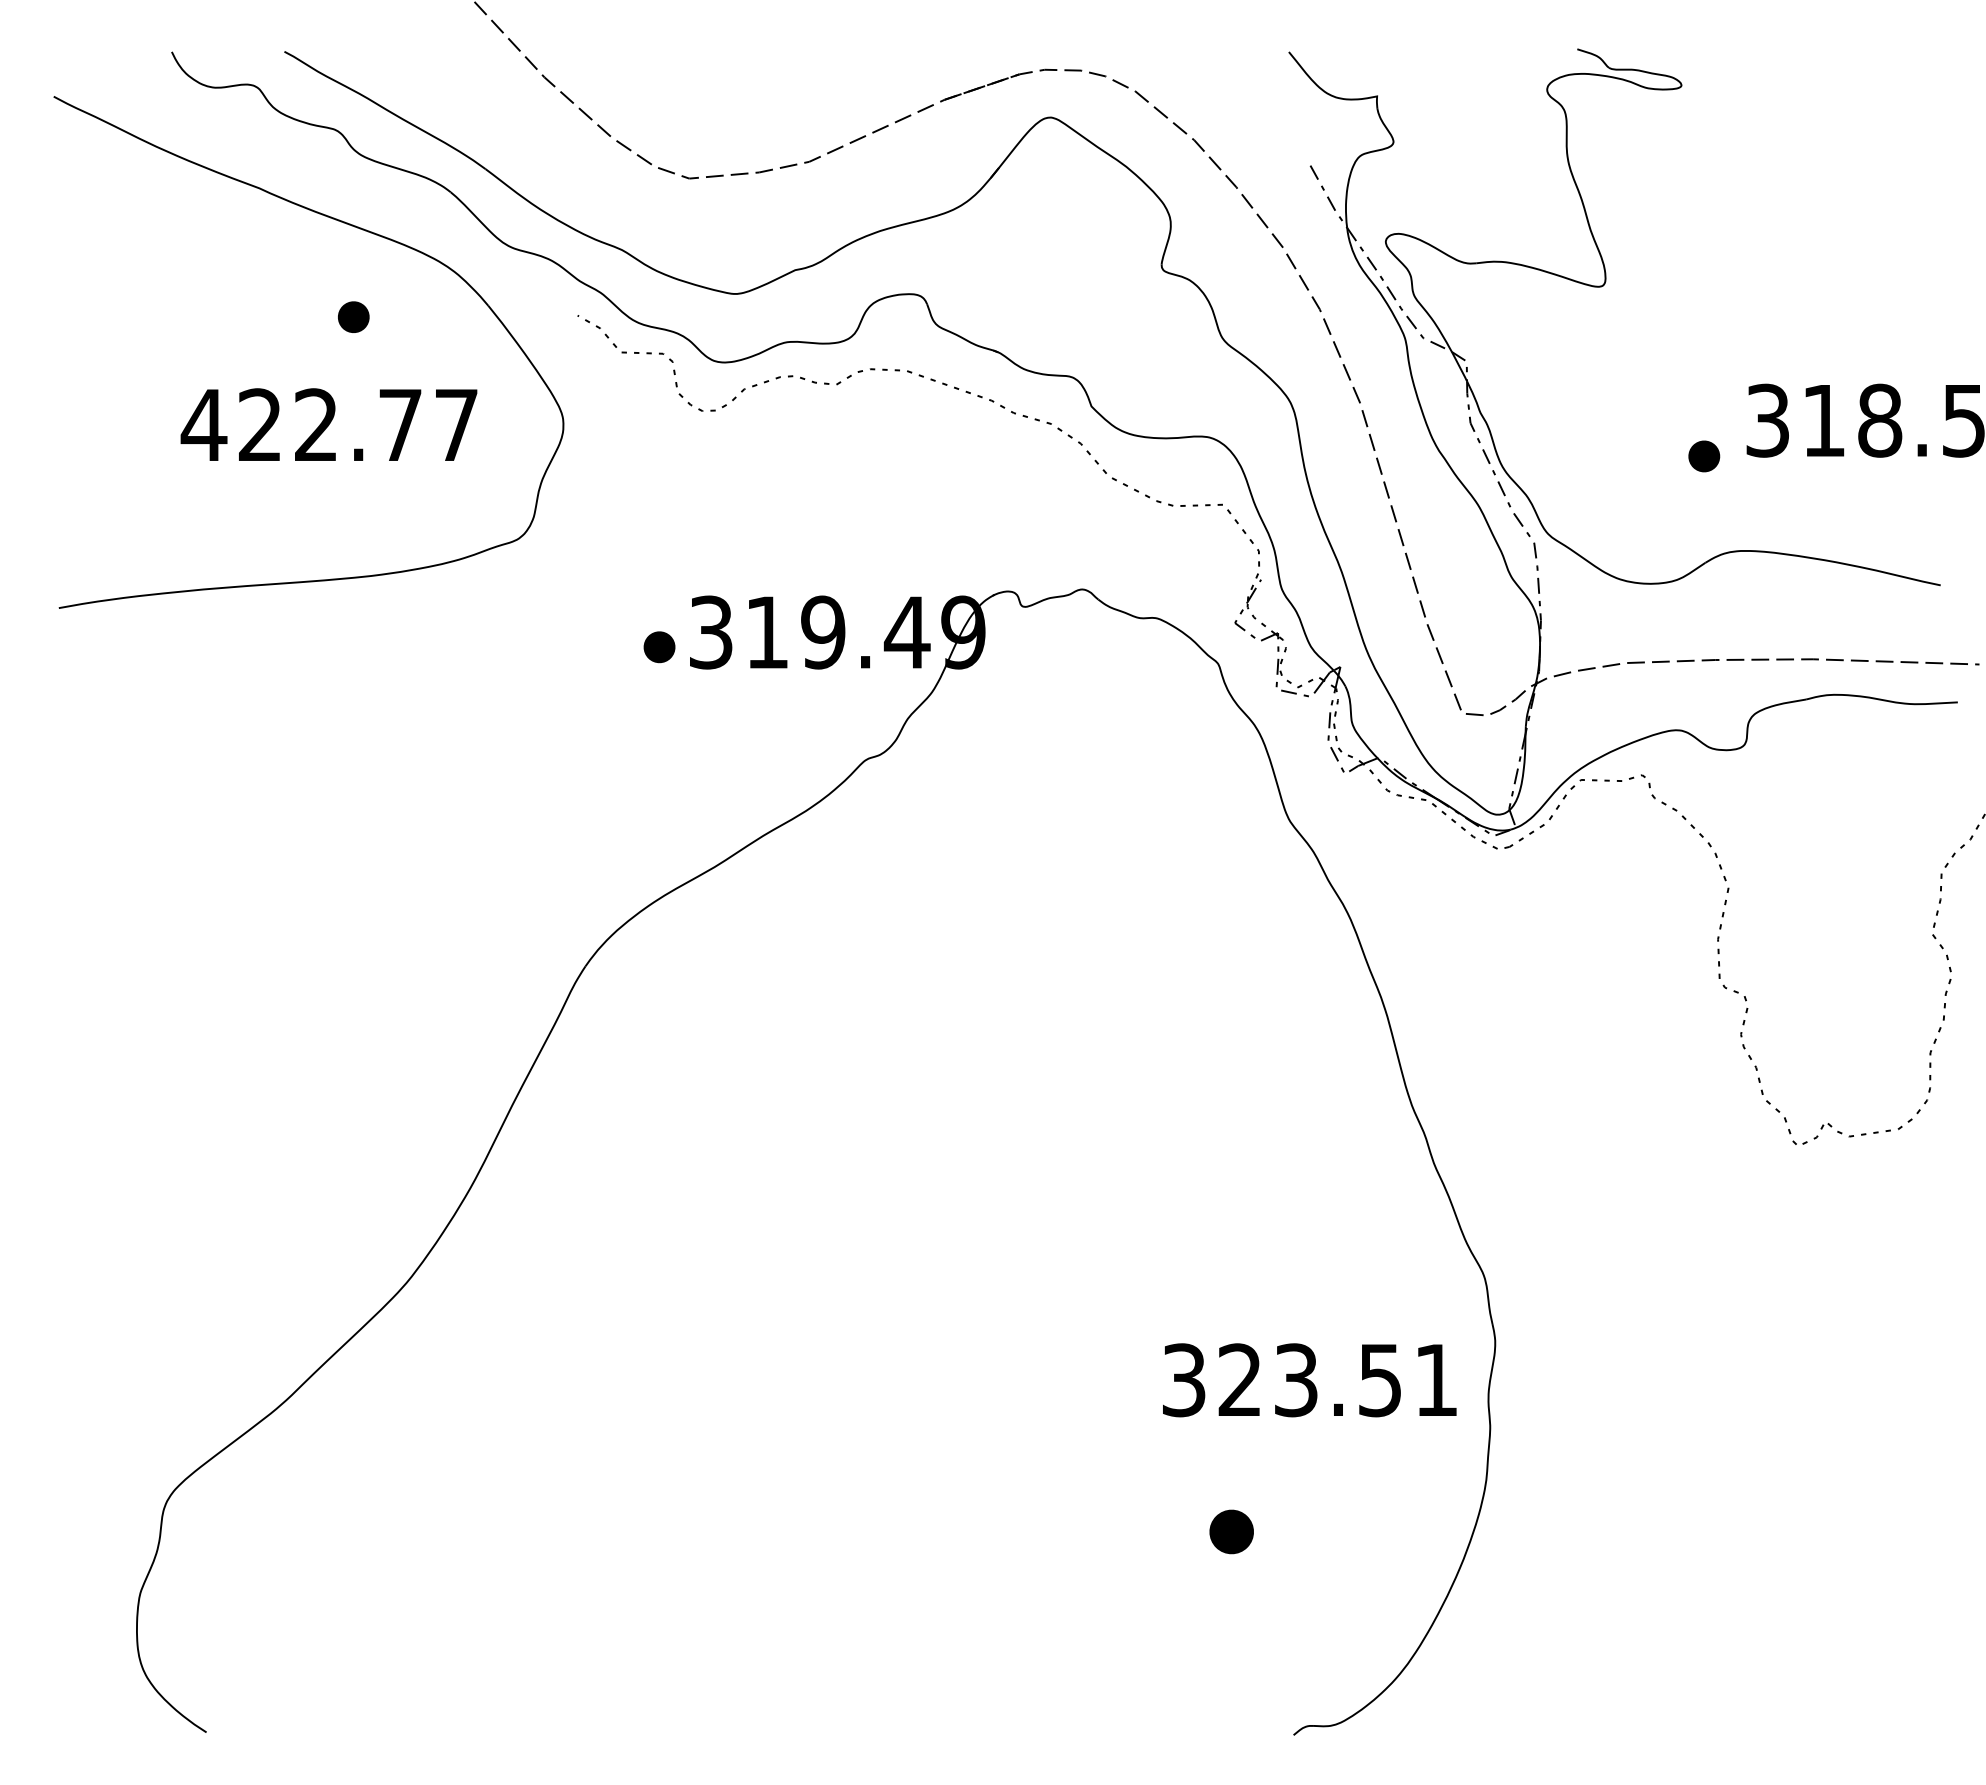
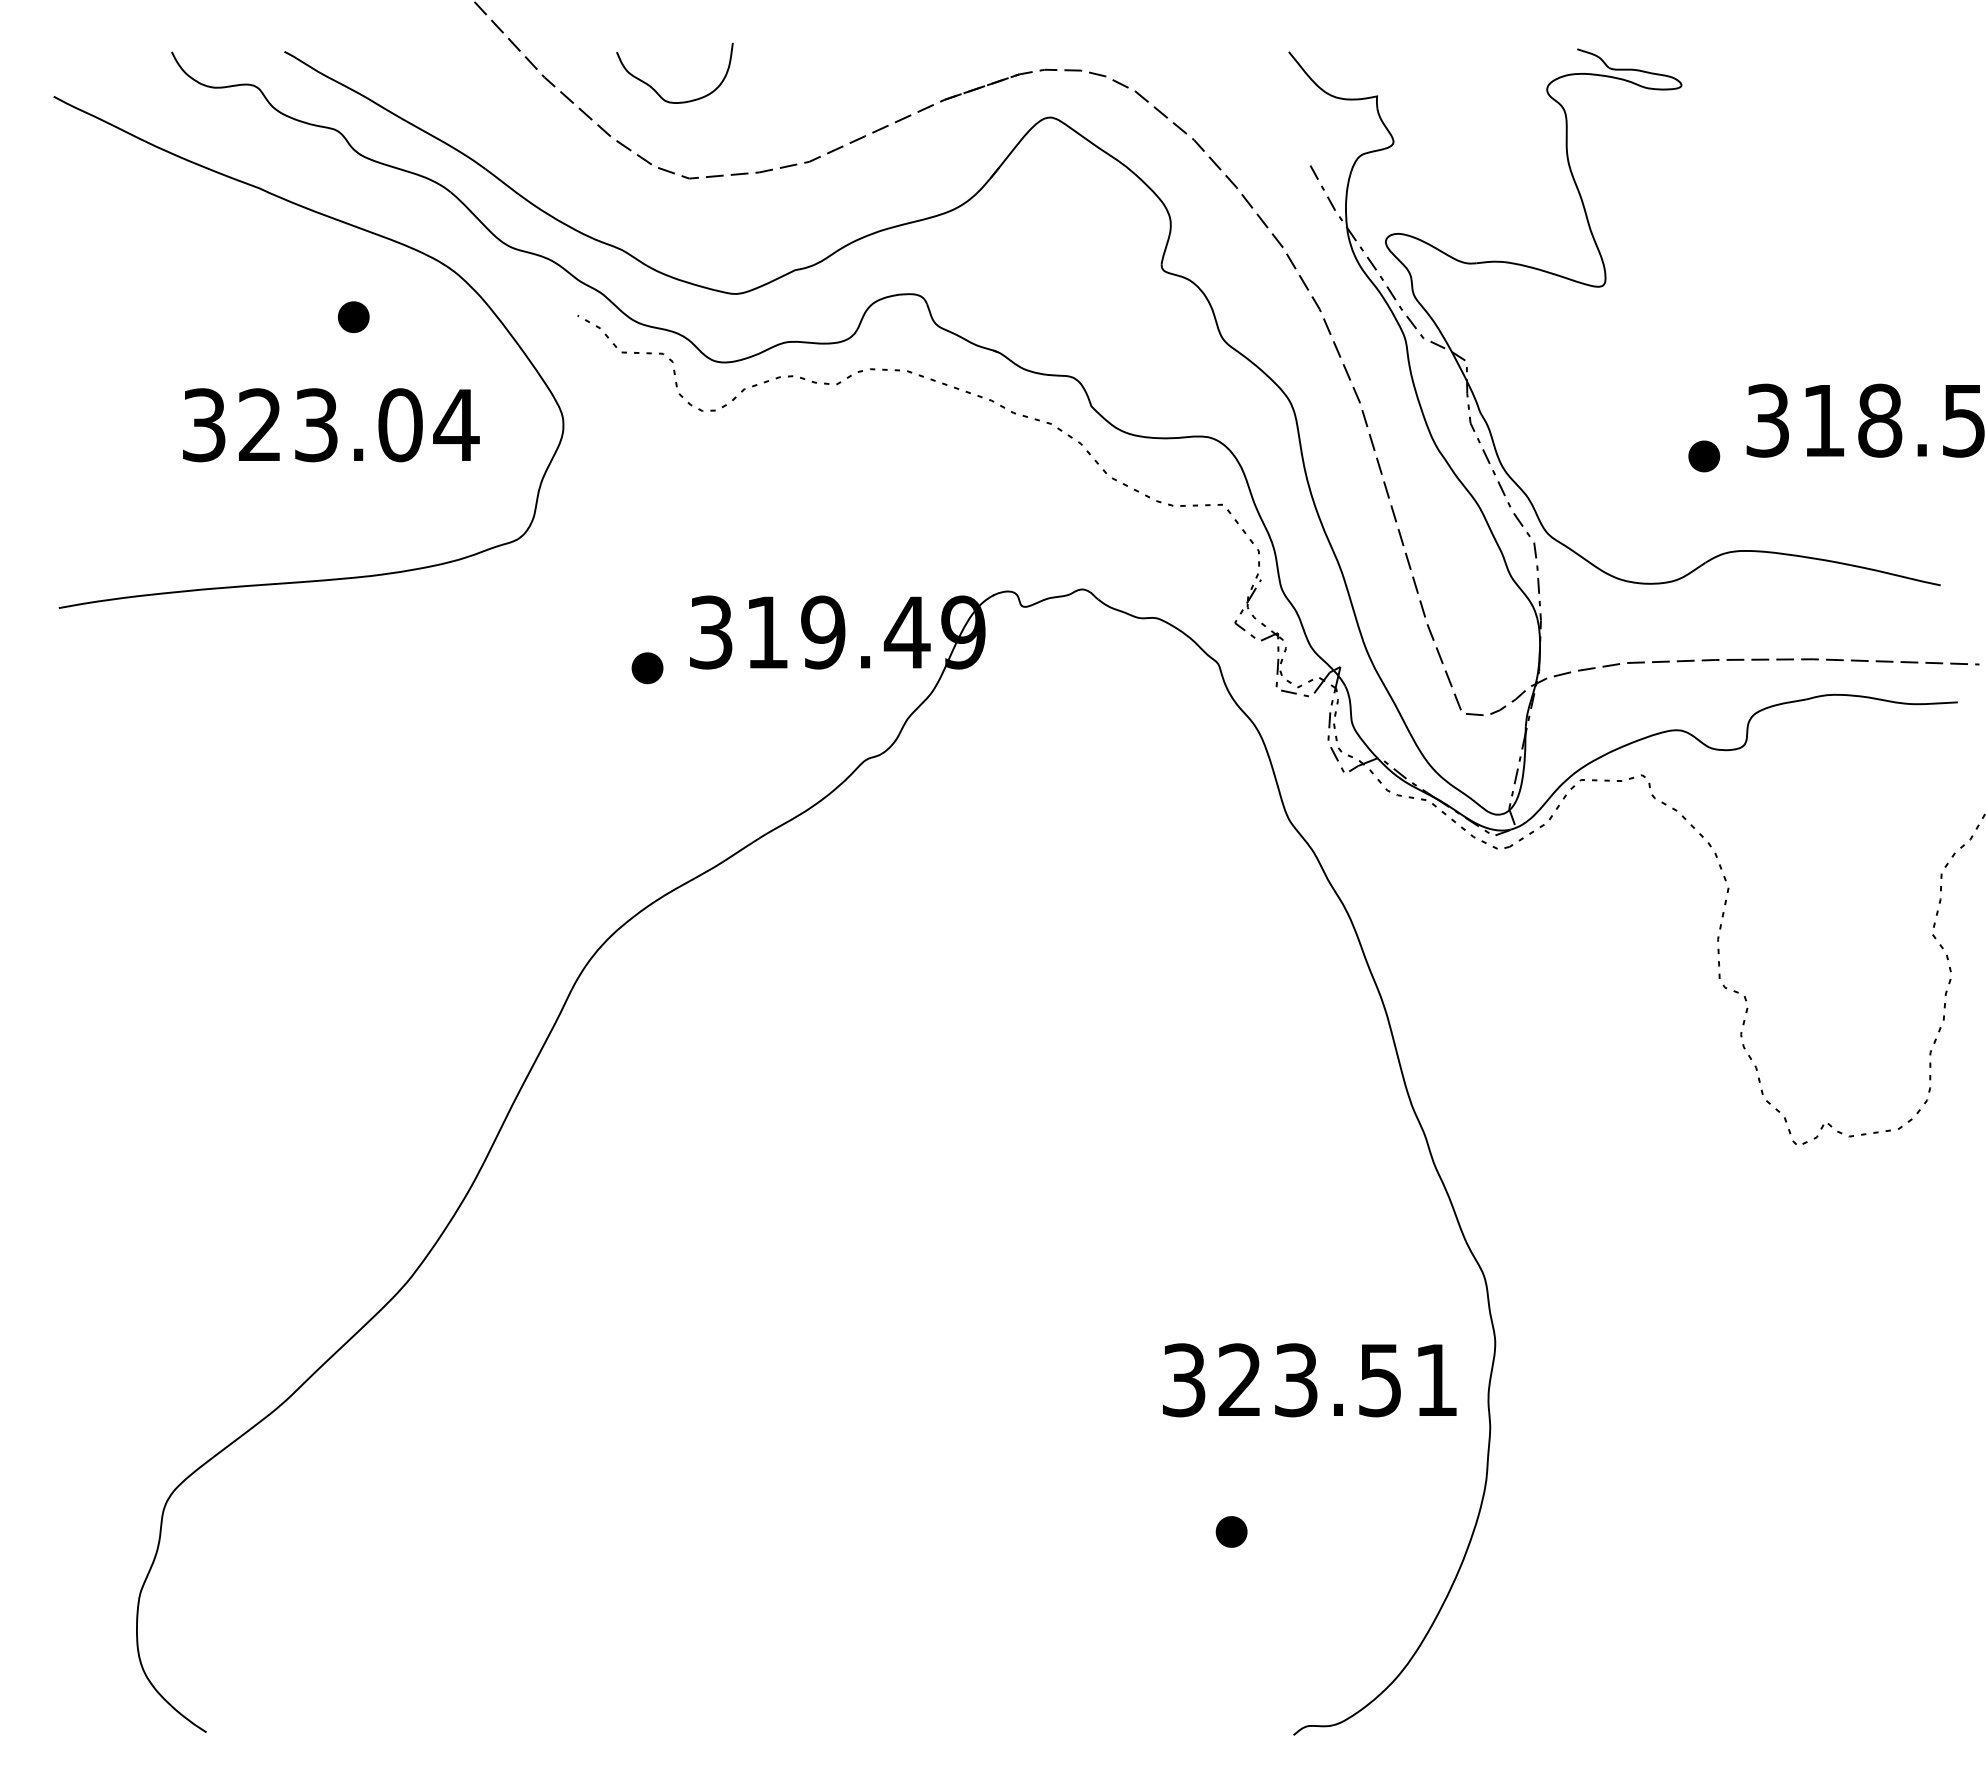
curve: none -> present (656, 90)
text: 422.77 -> 323.04 (329, 425)
part position: (659, 647) -> (647, 668) (647, 668)
part size: 45x46 px -> 33x32 px (1231, 1531)
